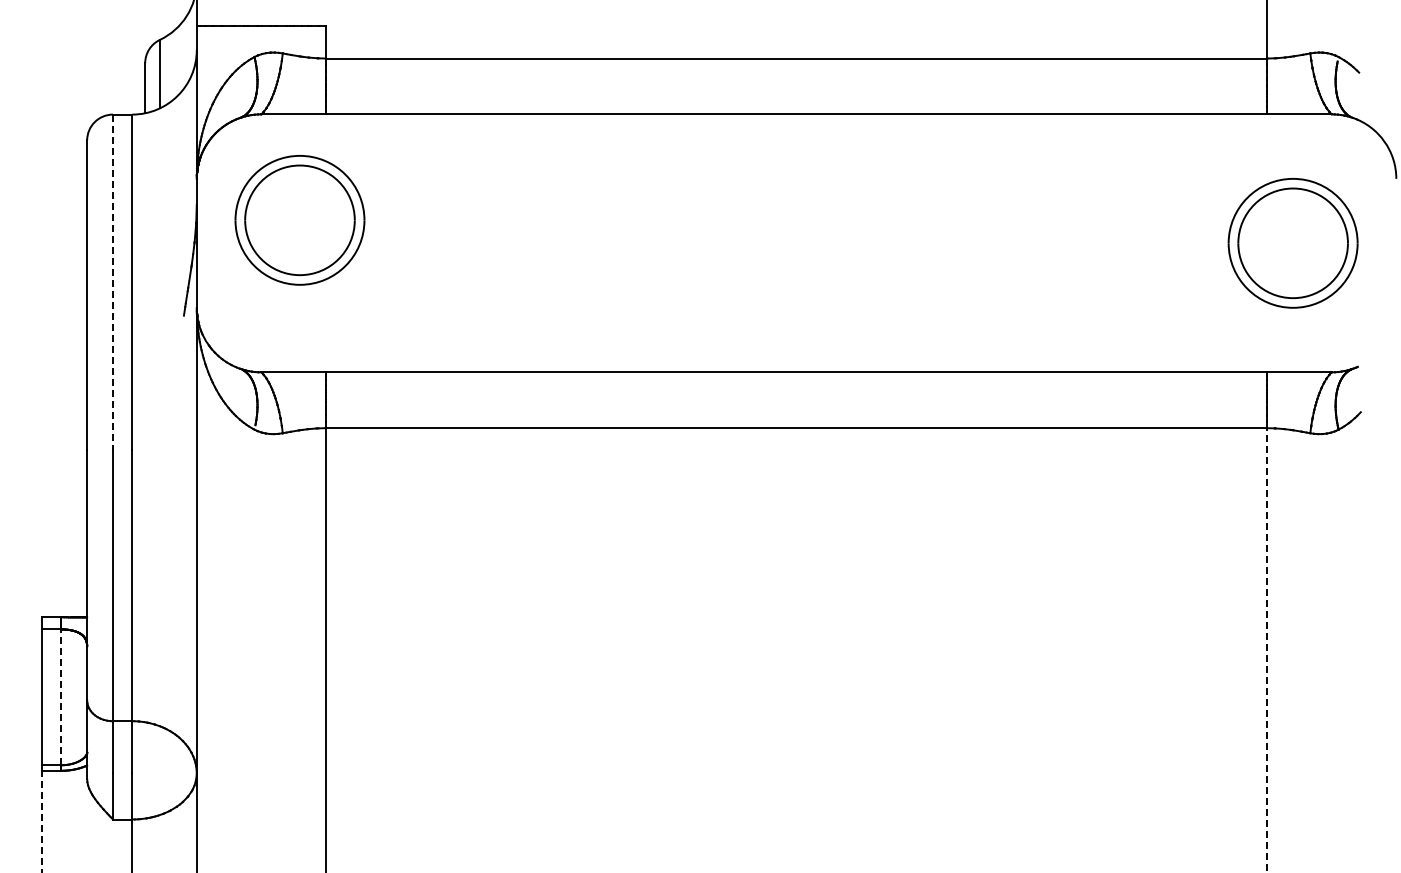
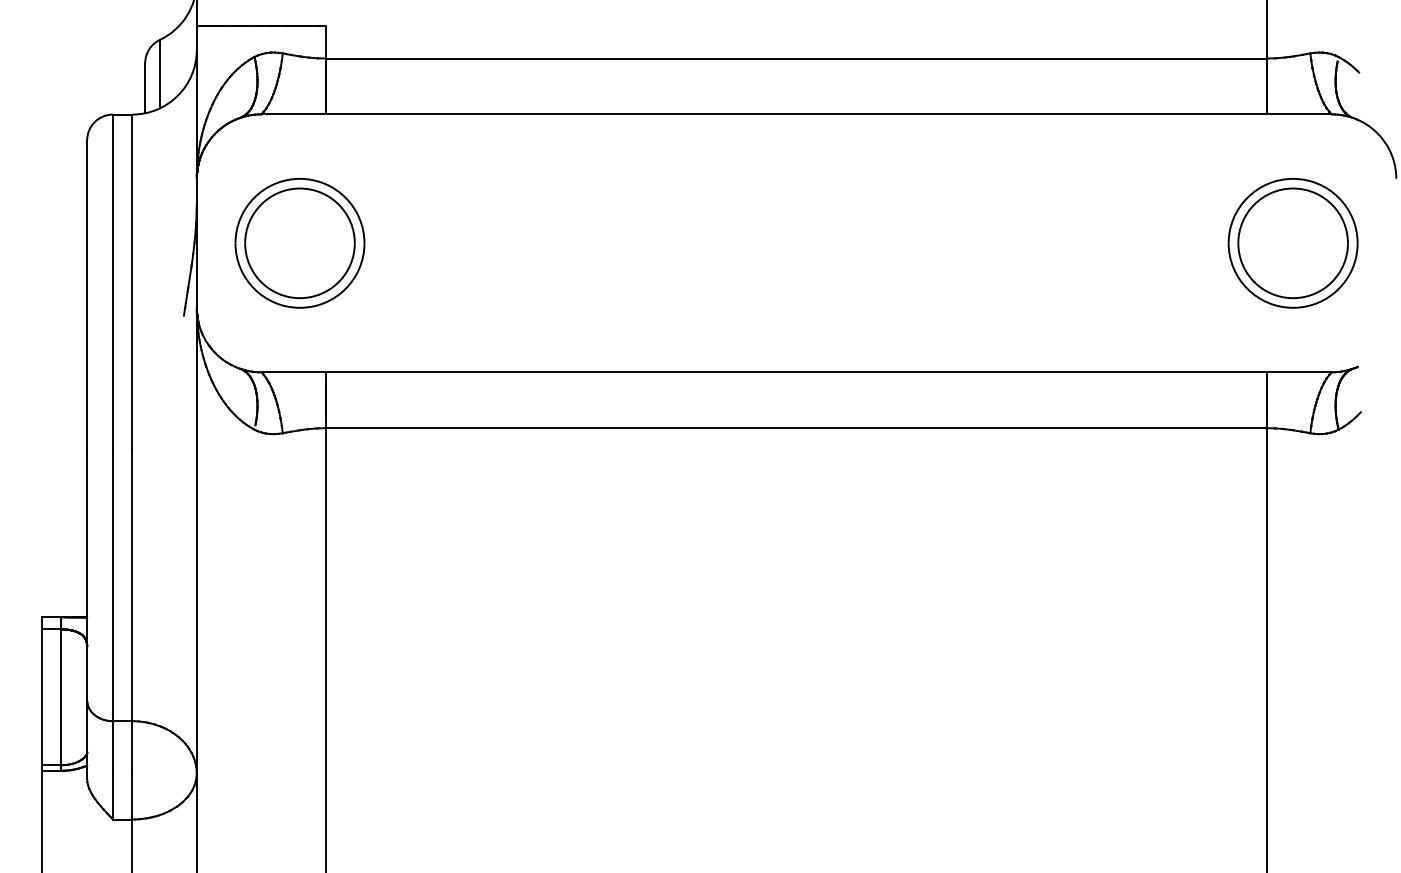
part position: (299, 220) -> (299, 243) (299, 243)
line: dashed -> solid (112, 282)
line: dashed -> solid (1267, 650)
line: dashed -> solid (61, 697)
line: dashed -> solid (42, 821)
